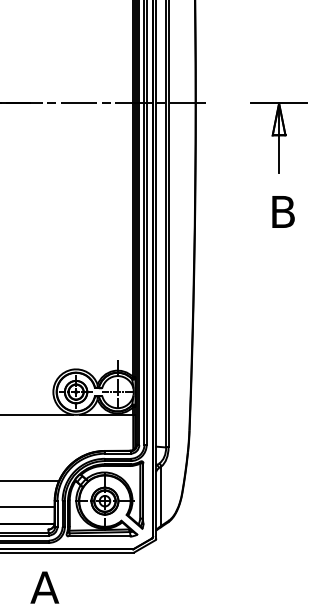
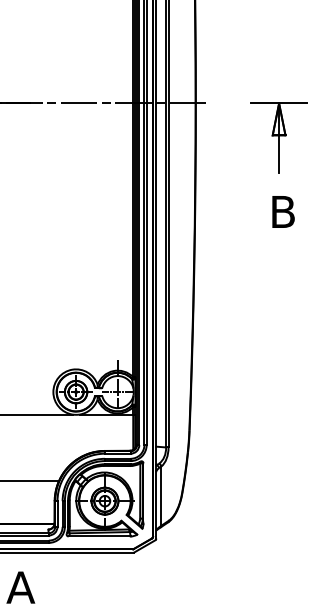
line: present -> none (28, 506)
text position: (44, 587) -> (20, 587) (20, 587)
